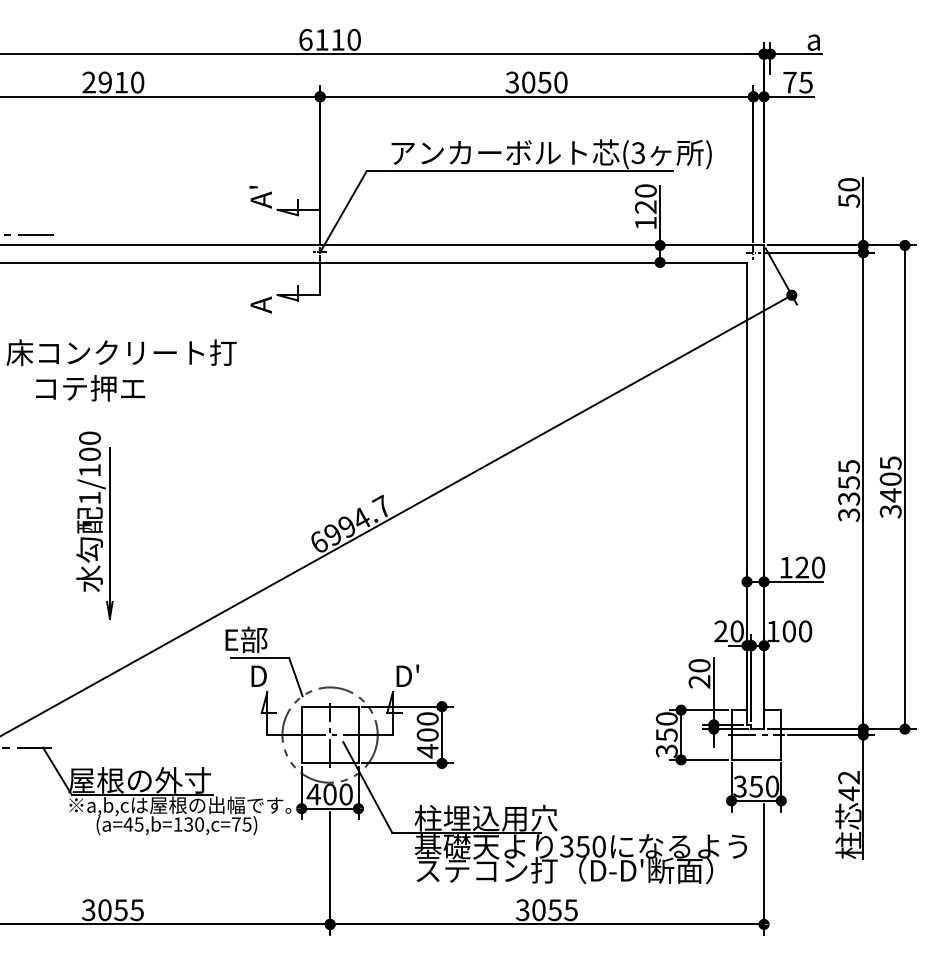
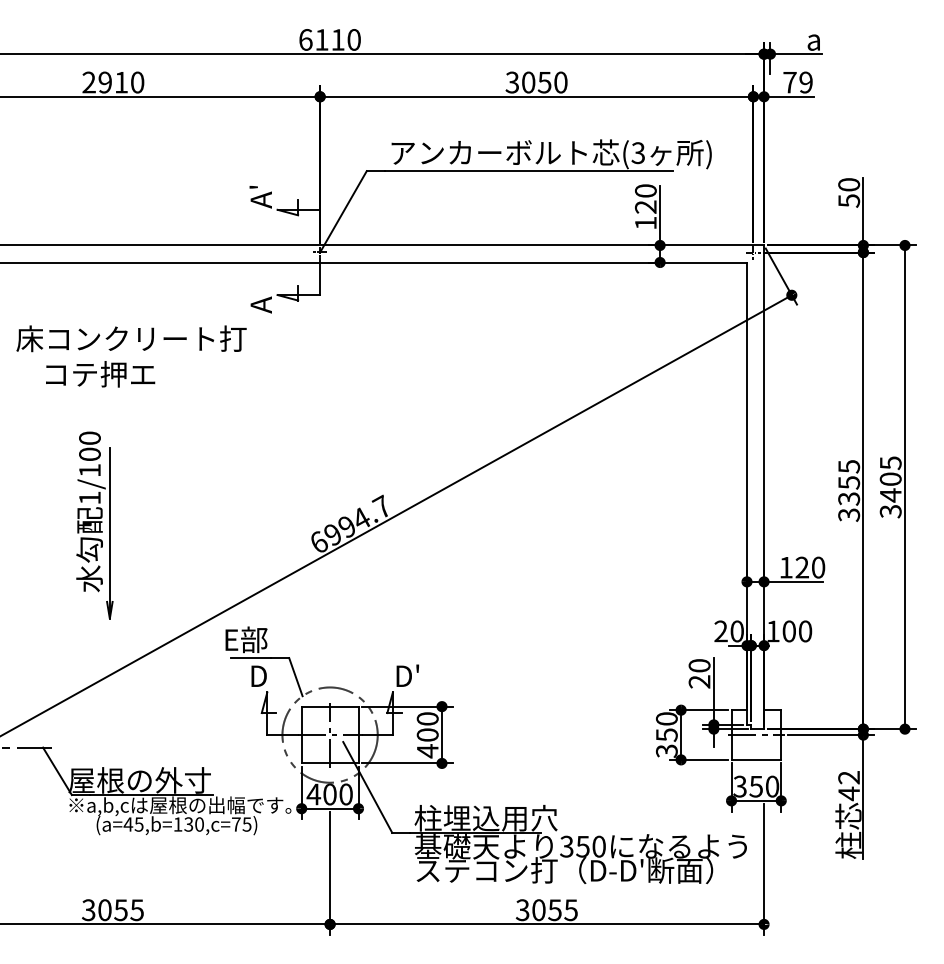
text: 75 -> 79 (805, 82)
line: present -> none (27, 234)
text position: (121, 370) -> (131, 356) (131, 356)
